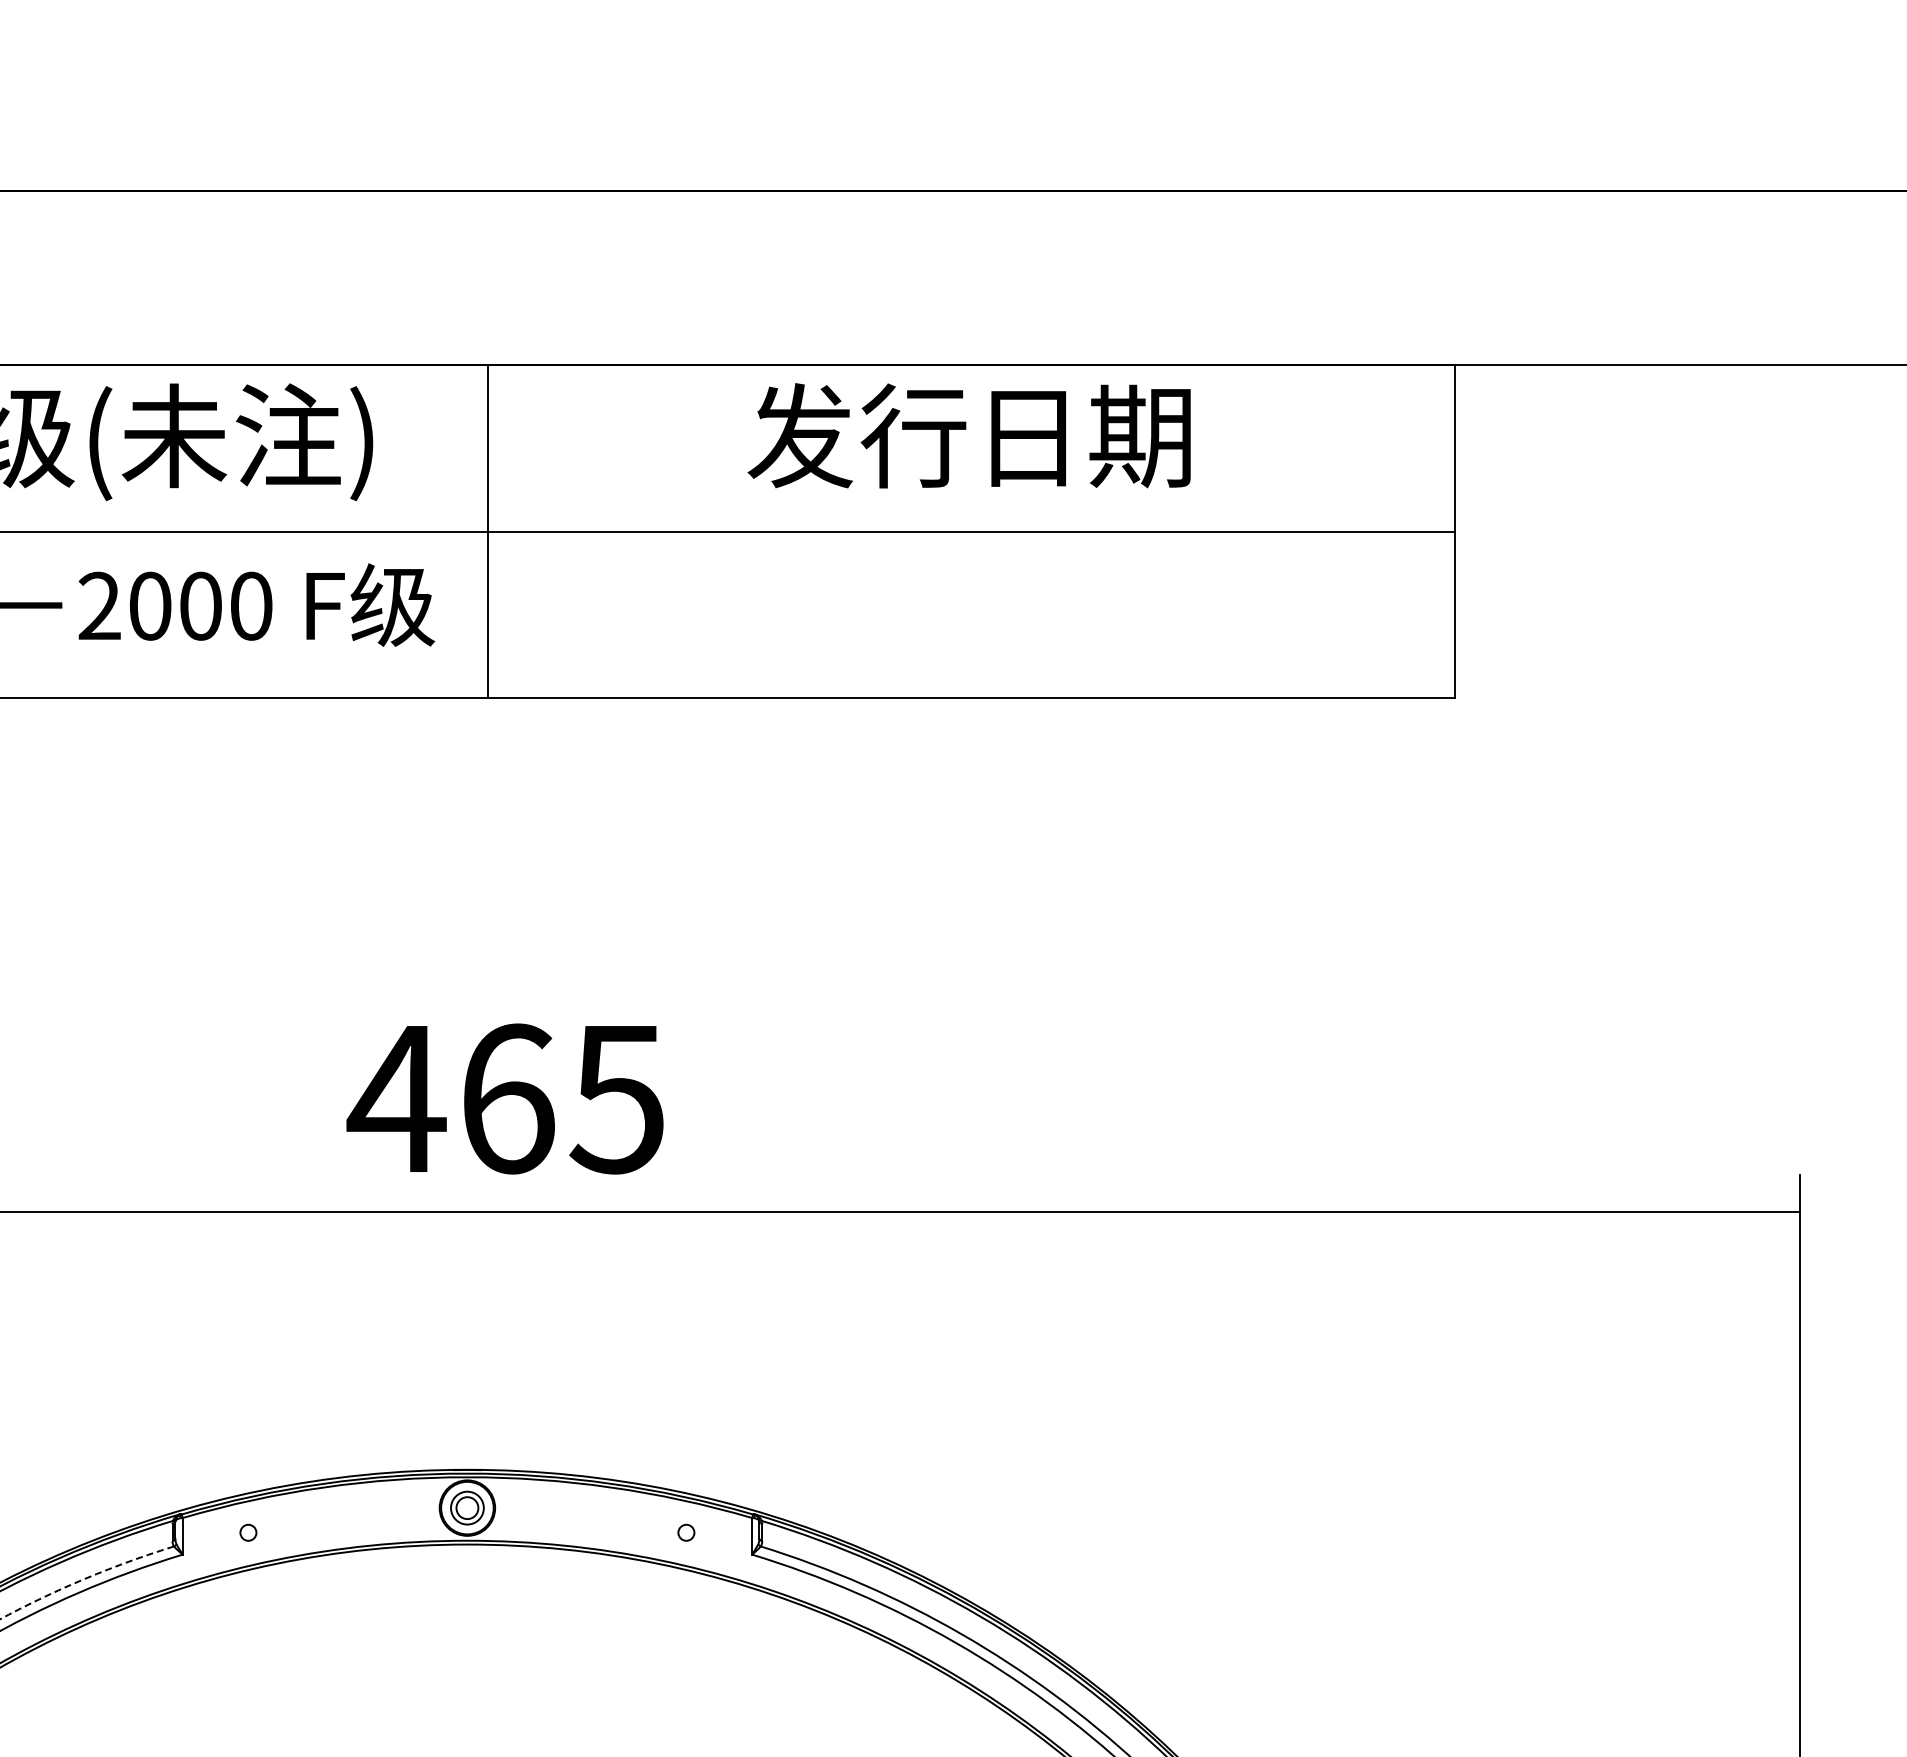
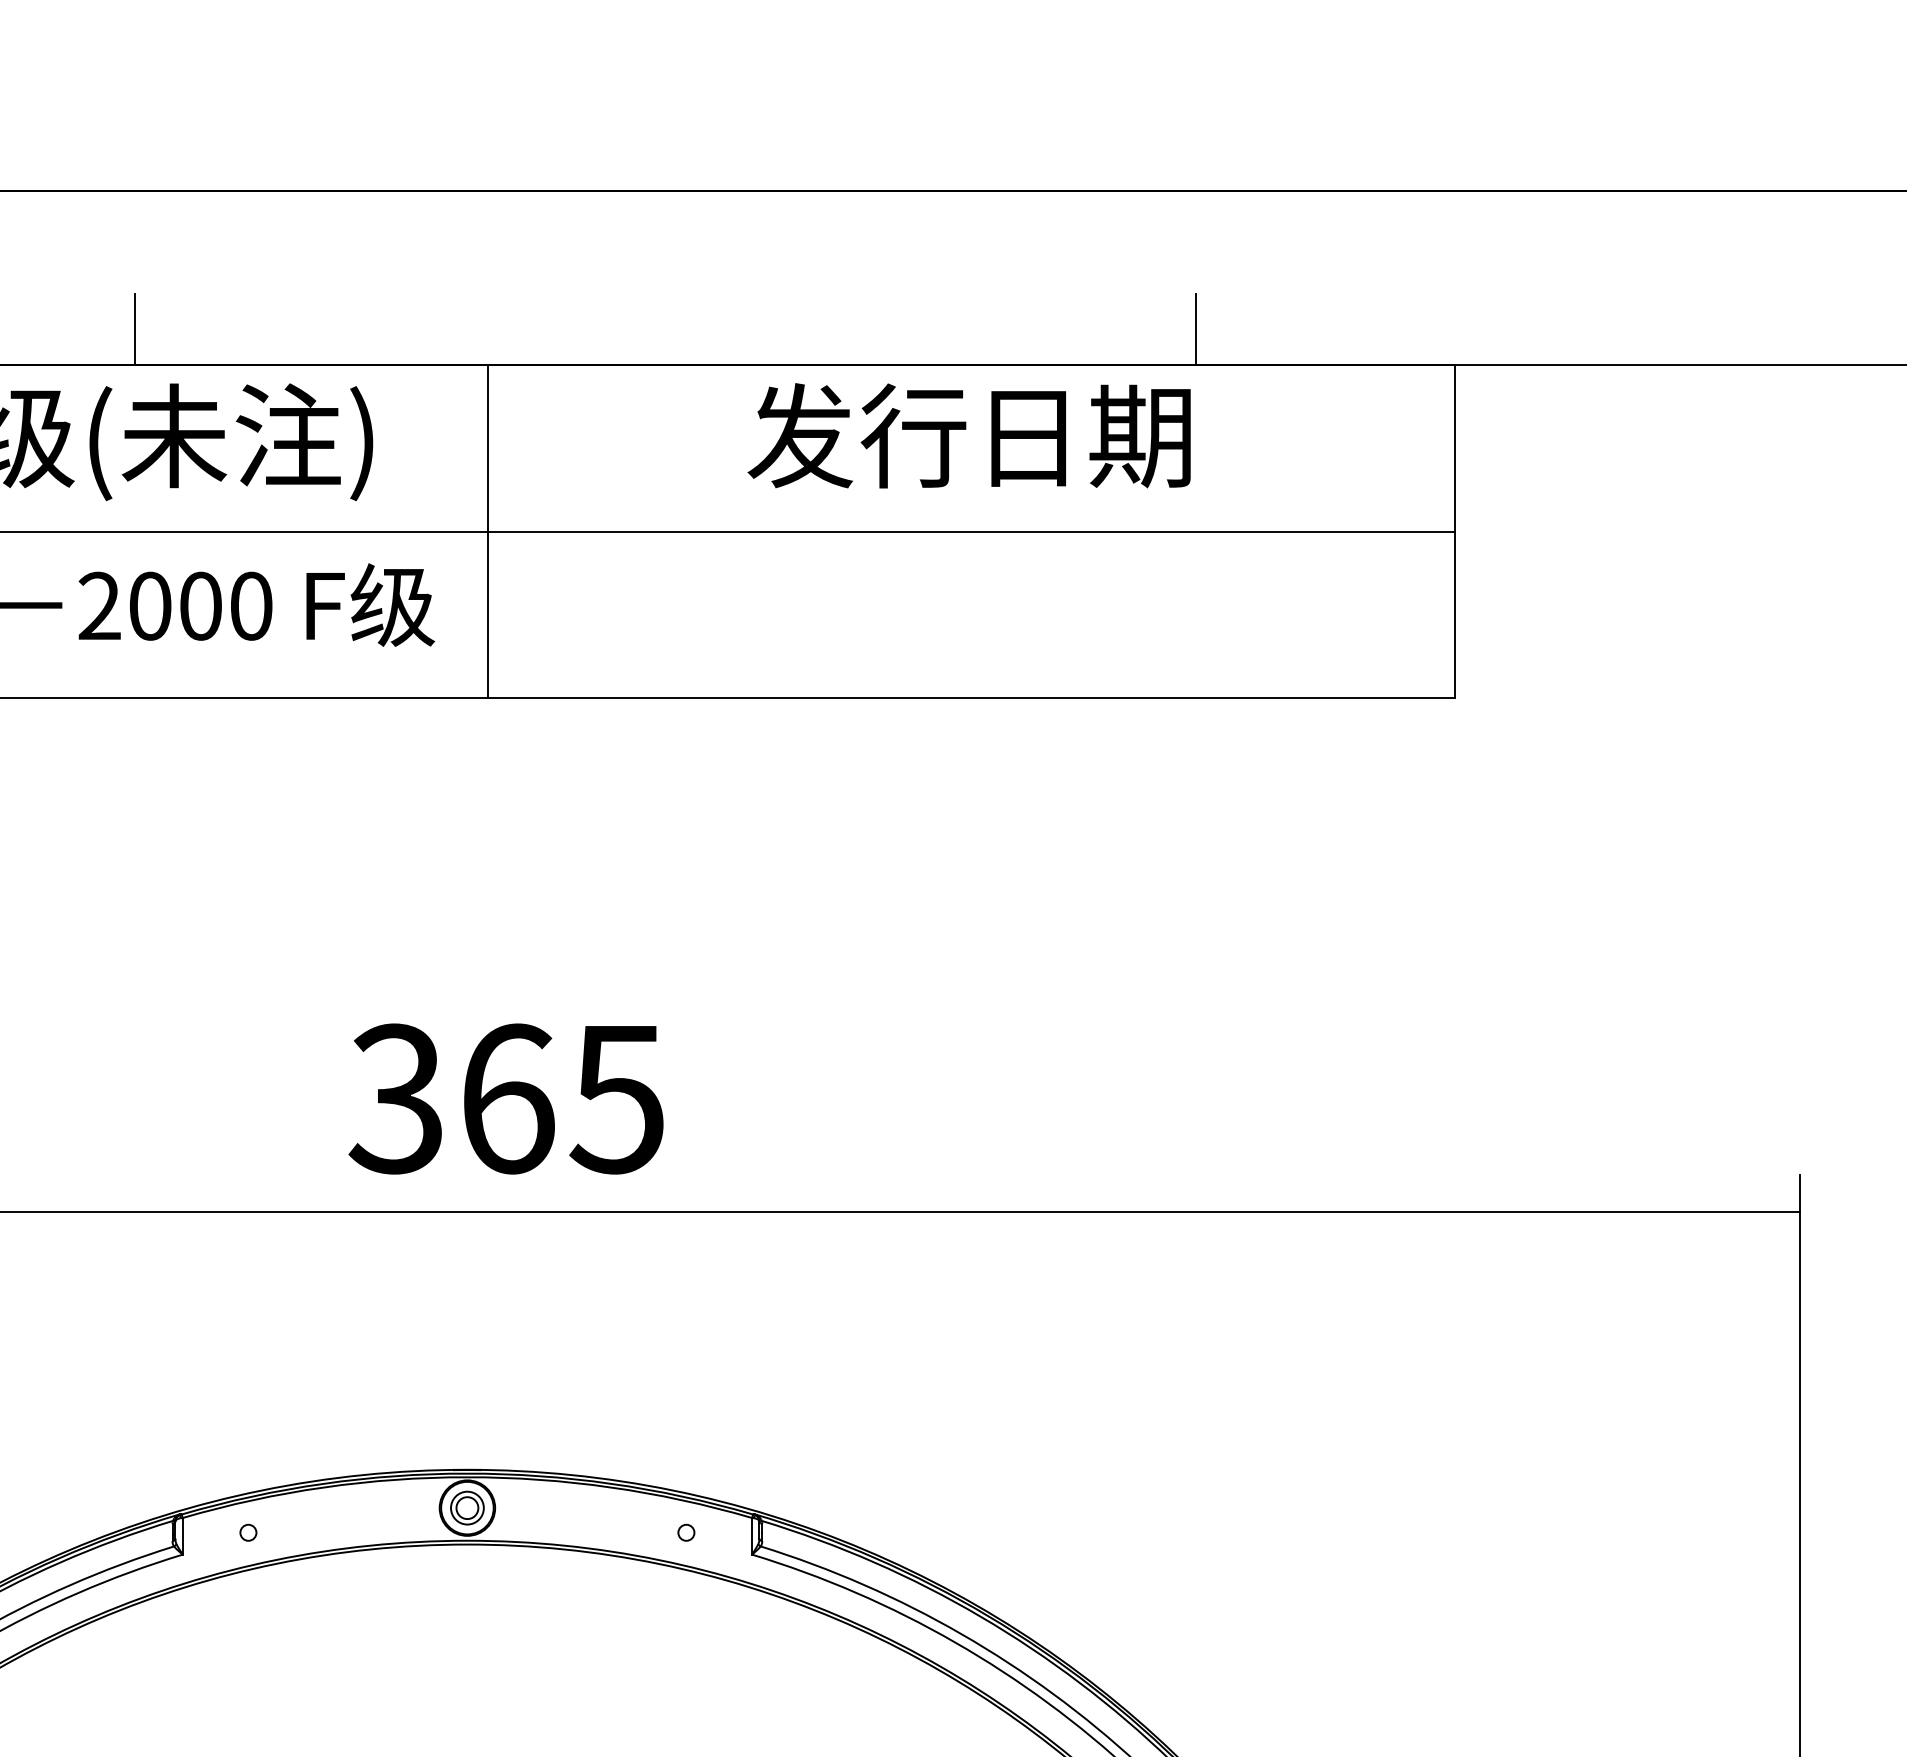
line: none -> present (134, 328)
line: none -> present (1195, 329)
text: 465 -> 365 (396, 1098)
arc: dashed -> solid (85, 1578)
